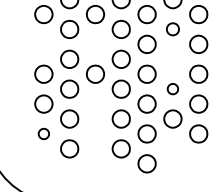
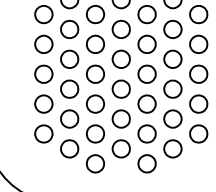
part size: 14x15 px -> 20x20 px (172, 28)
part: none -> present (43, 43)
part: none -> present (94, 43)
part: none -> present (172, 58)
part size: 13x13 px -> 20x20 px (172, 88)
part: none -> present (94, 103)
part size: 13x13 px -> 20x20 px (43, 133)
part: none -> present (95, 133)
part: none -> present (172, 148)
part: none -> present (94, 163)
